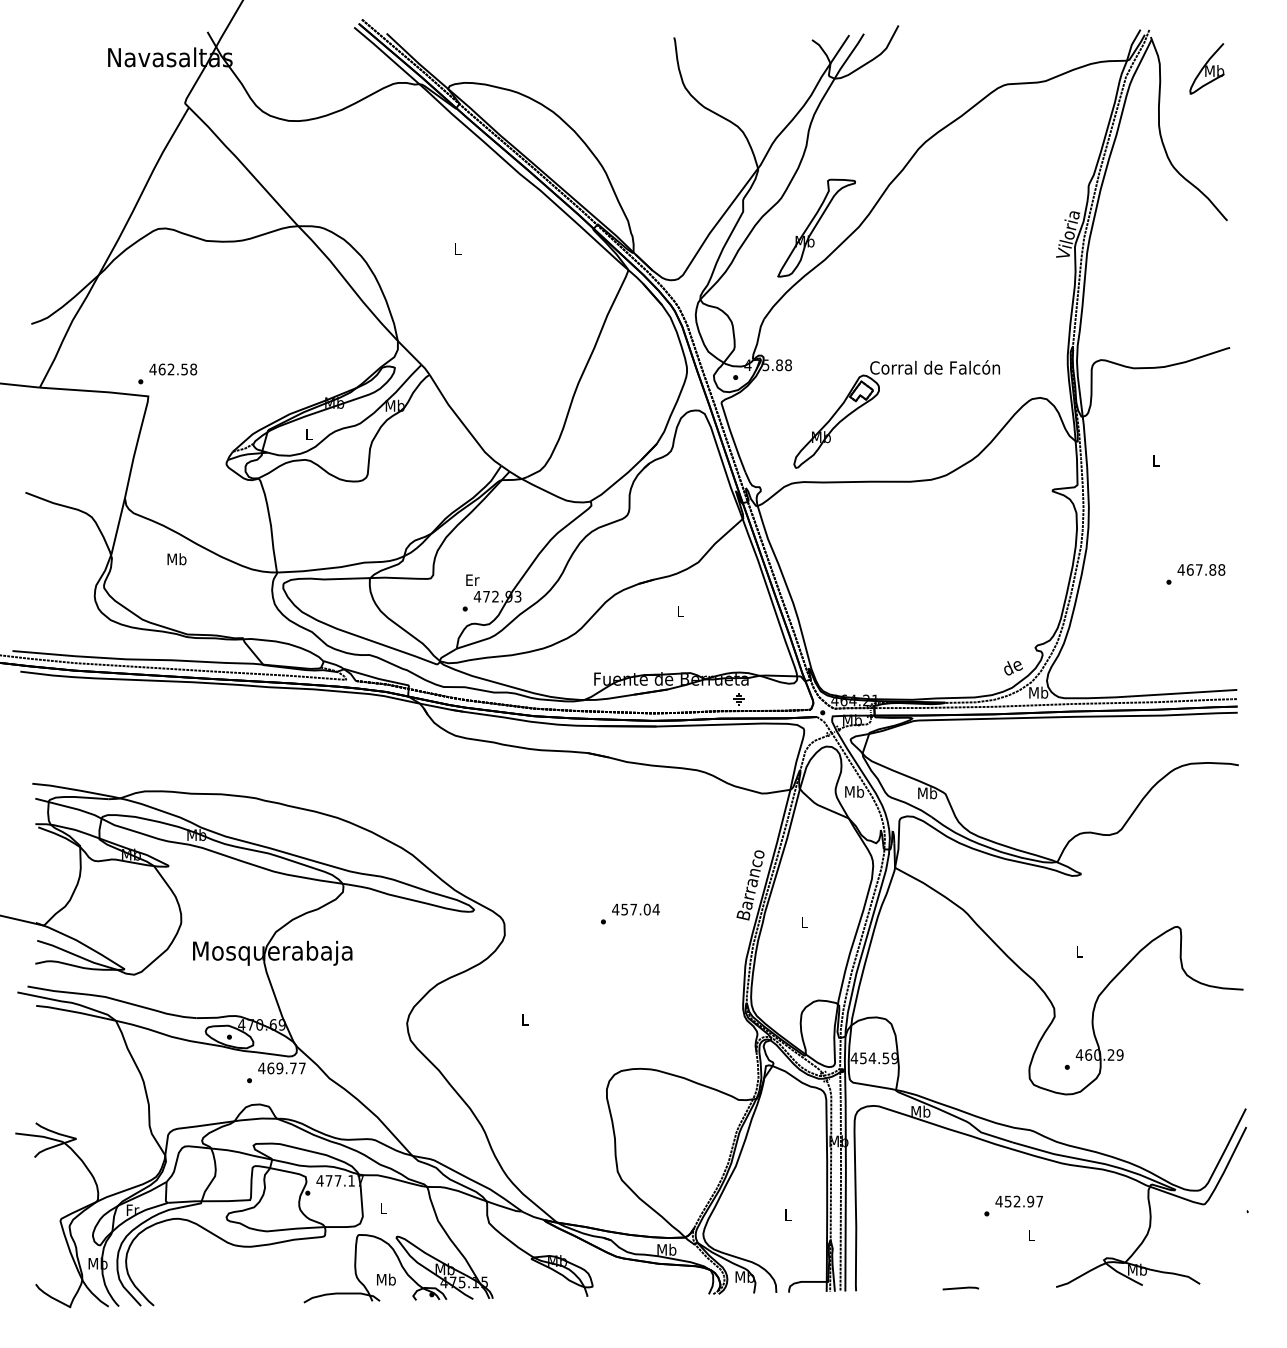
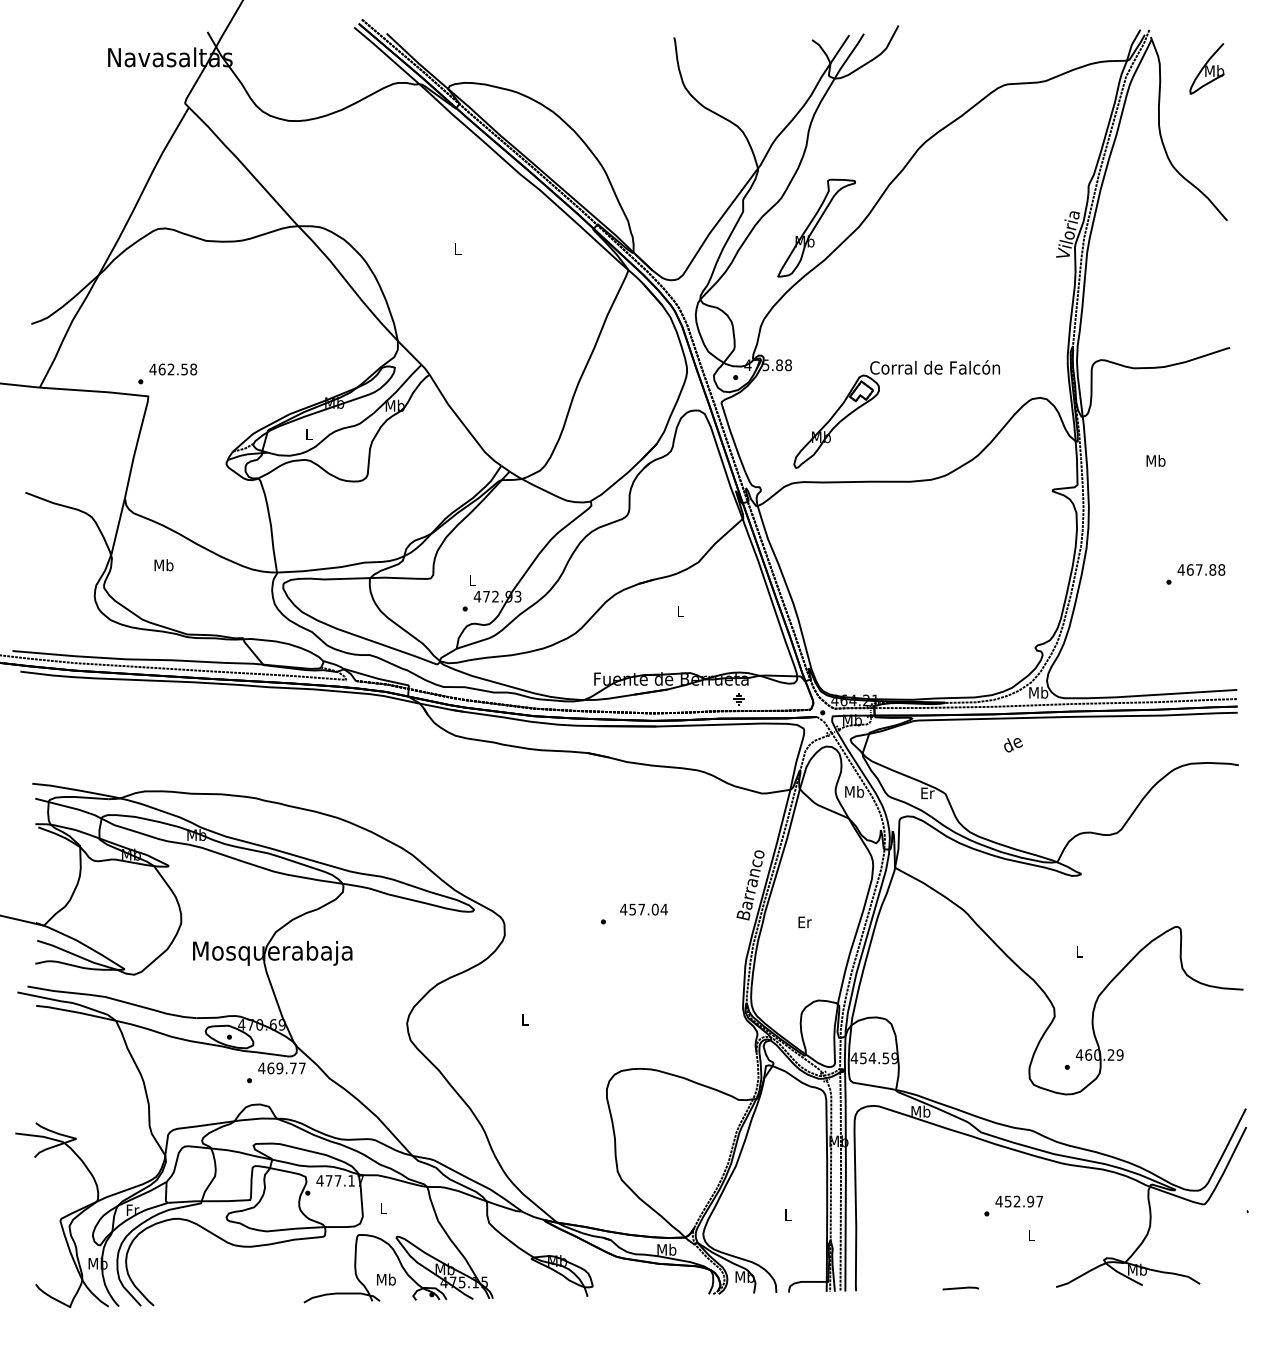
text: L -> Mb (1155, 460)
text position: (176, 559) -> (163, 565) (163, 565)
text: Er -> L (472, 579)
text position: (1013, 668) -> (1013, 745) (1013, 745)
text: Mb -> Er (927, 793)
text position: (635, 909) -> (643, 909) (643, 909)
text: L -> Er (804, 922)
